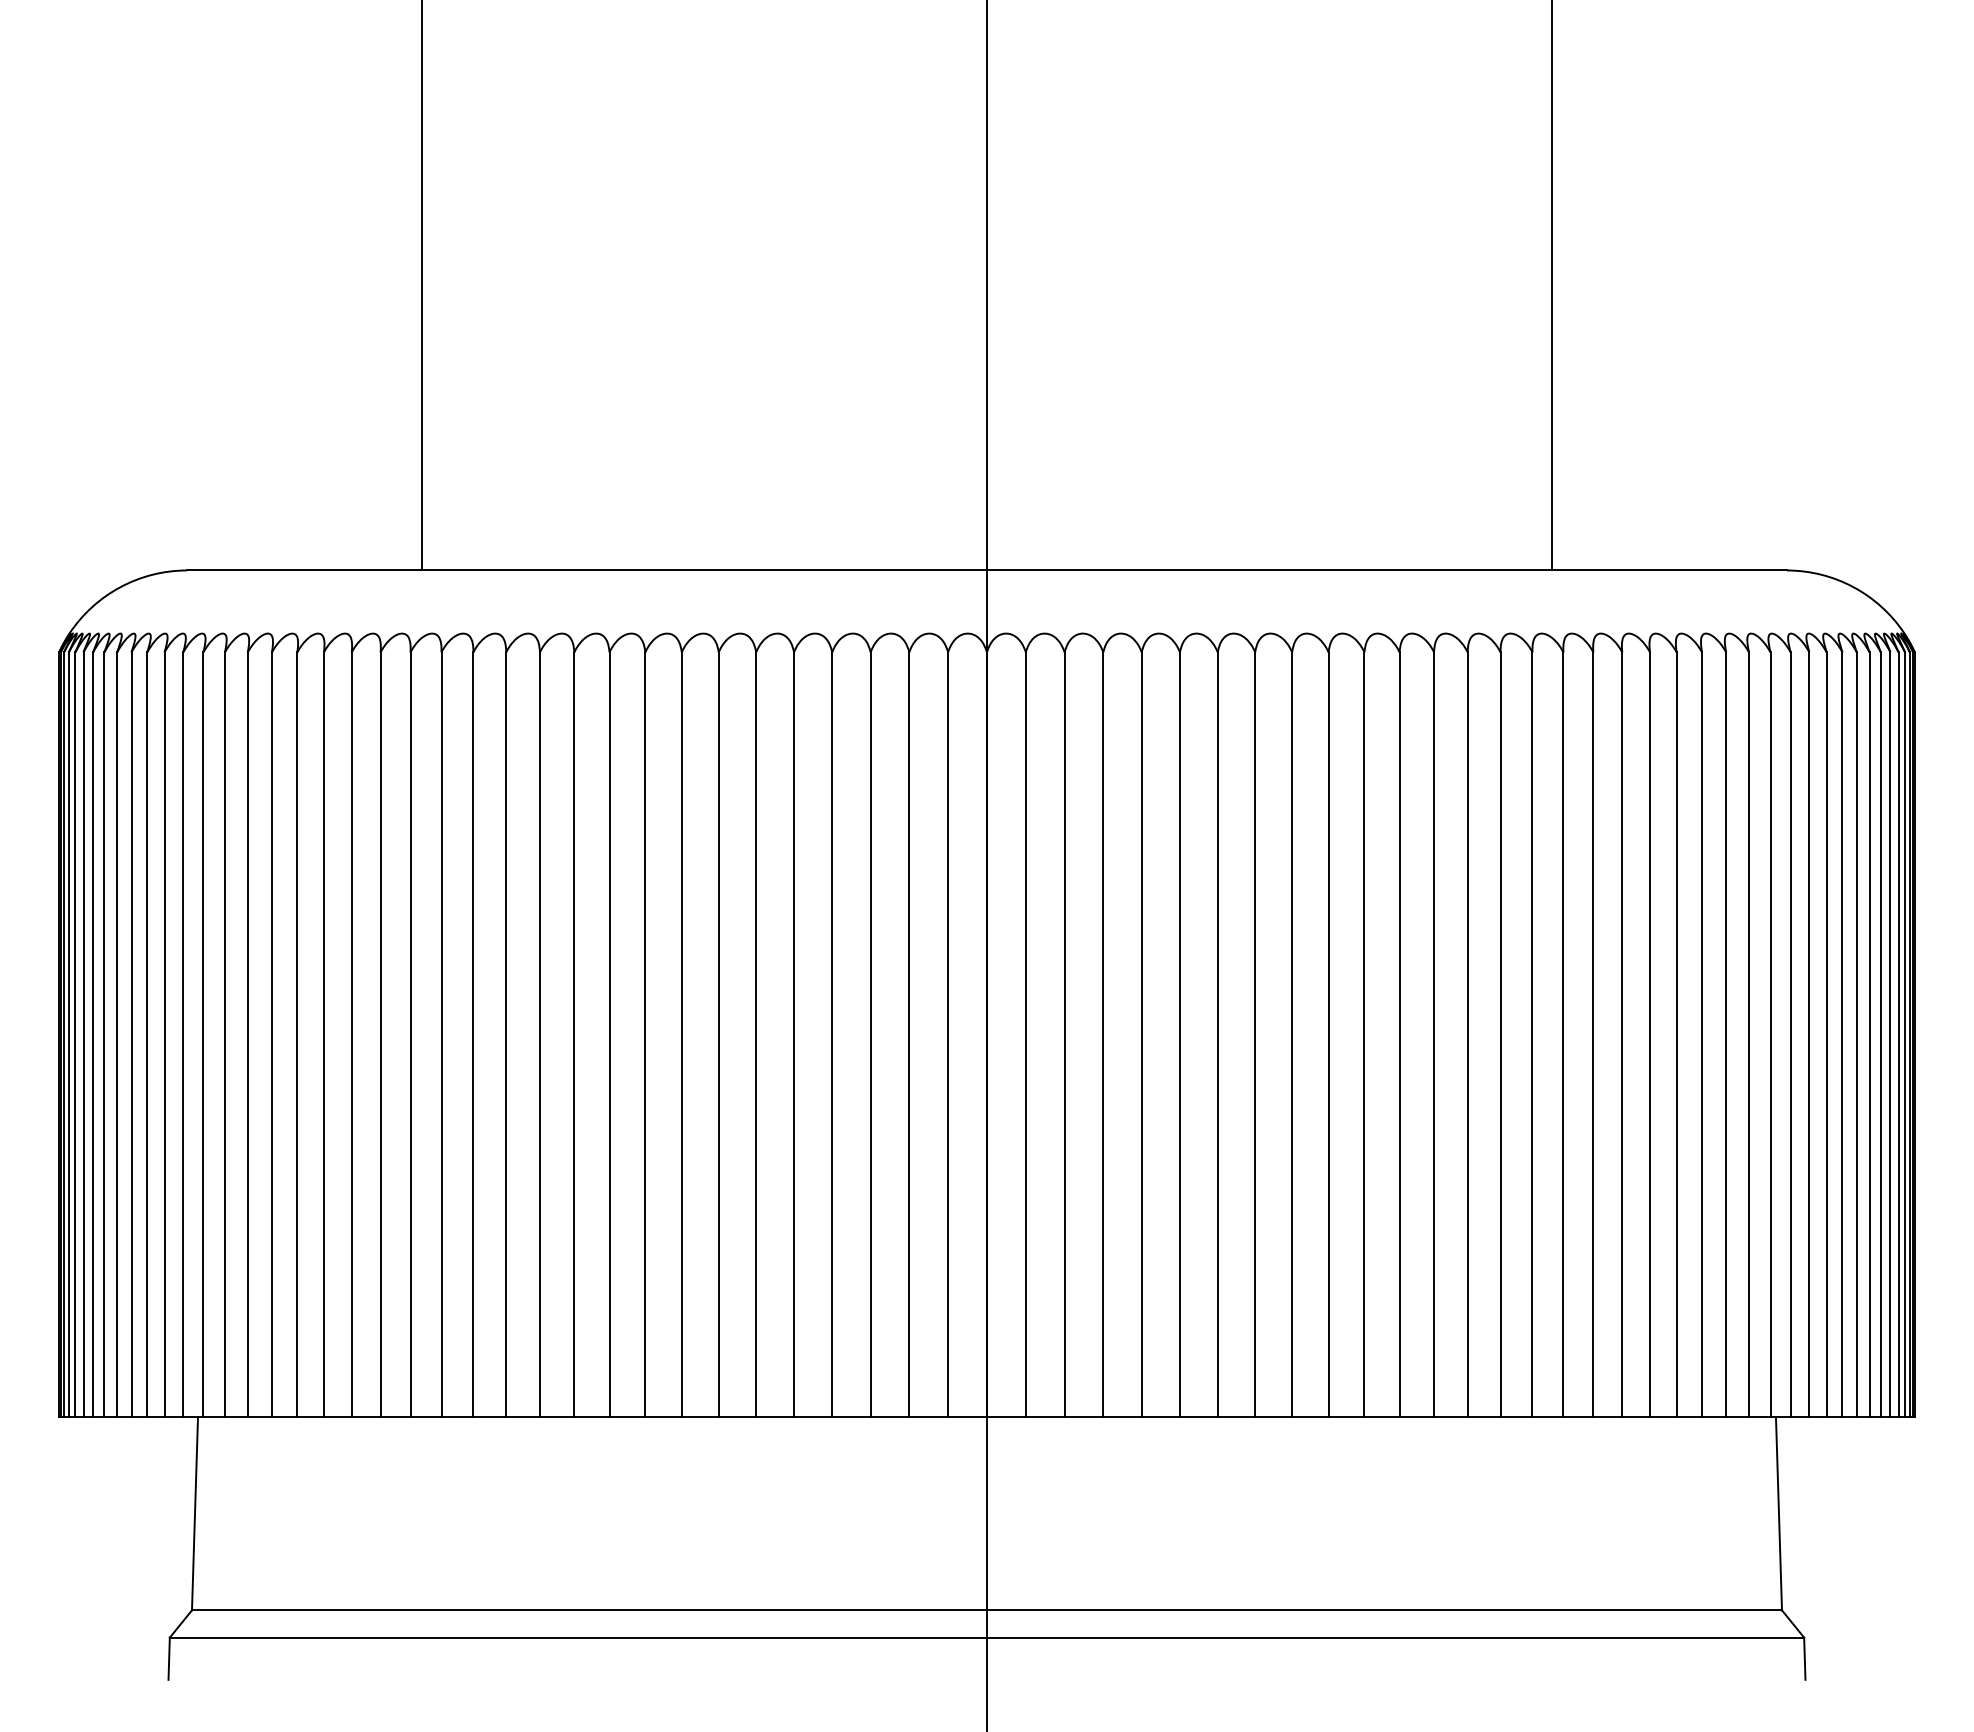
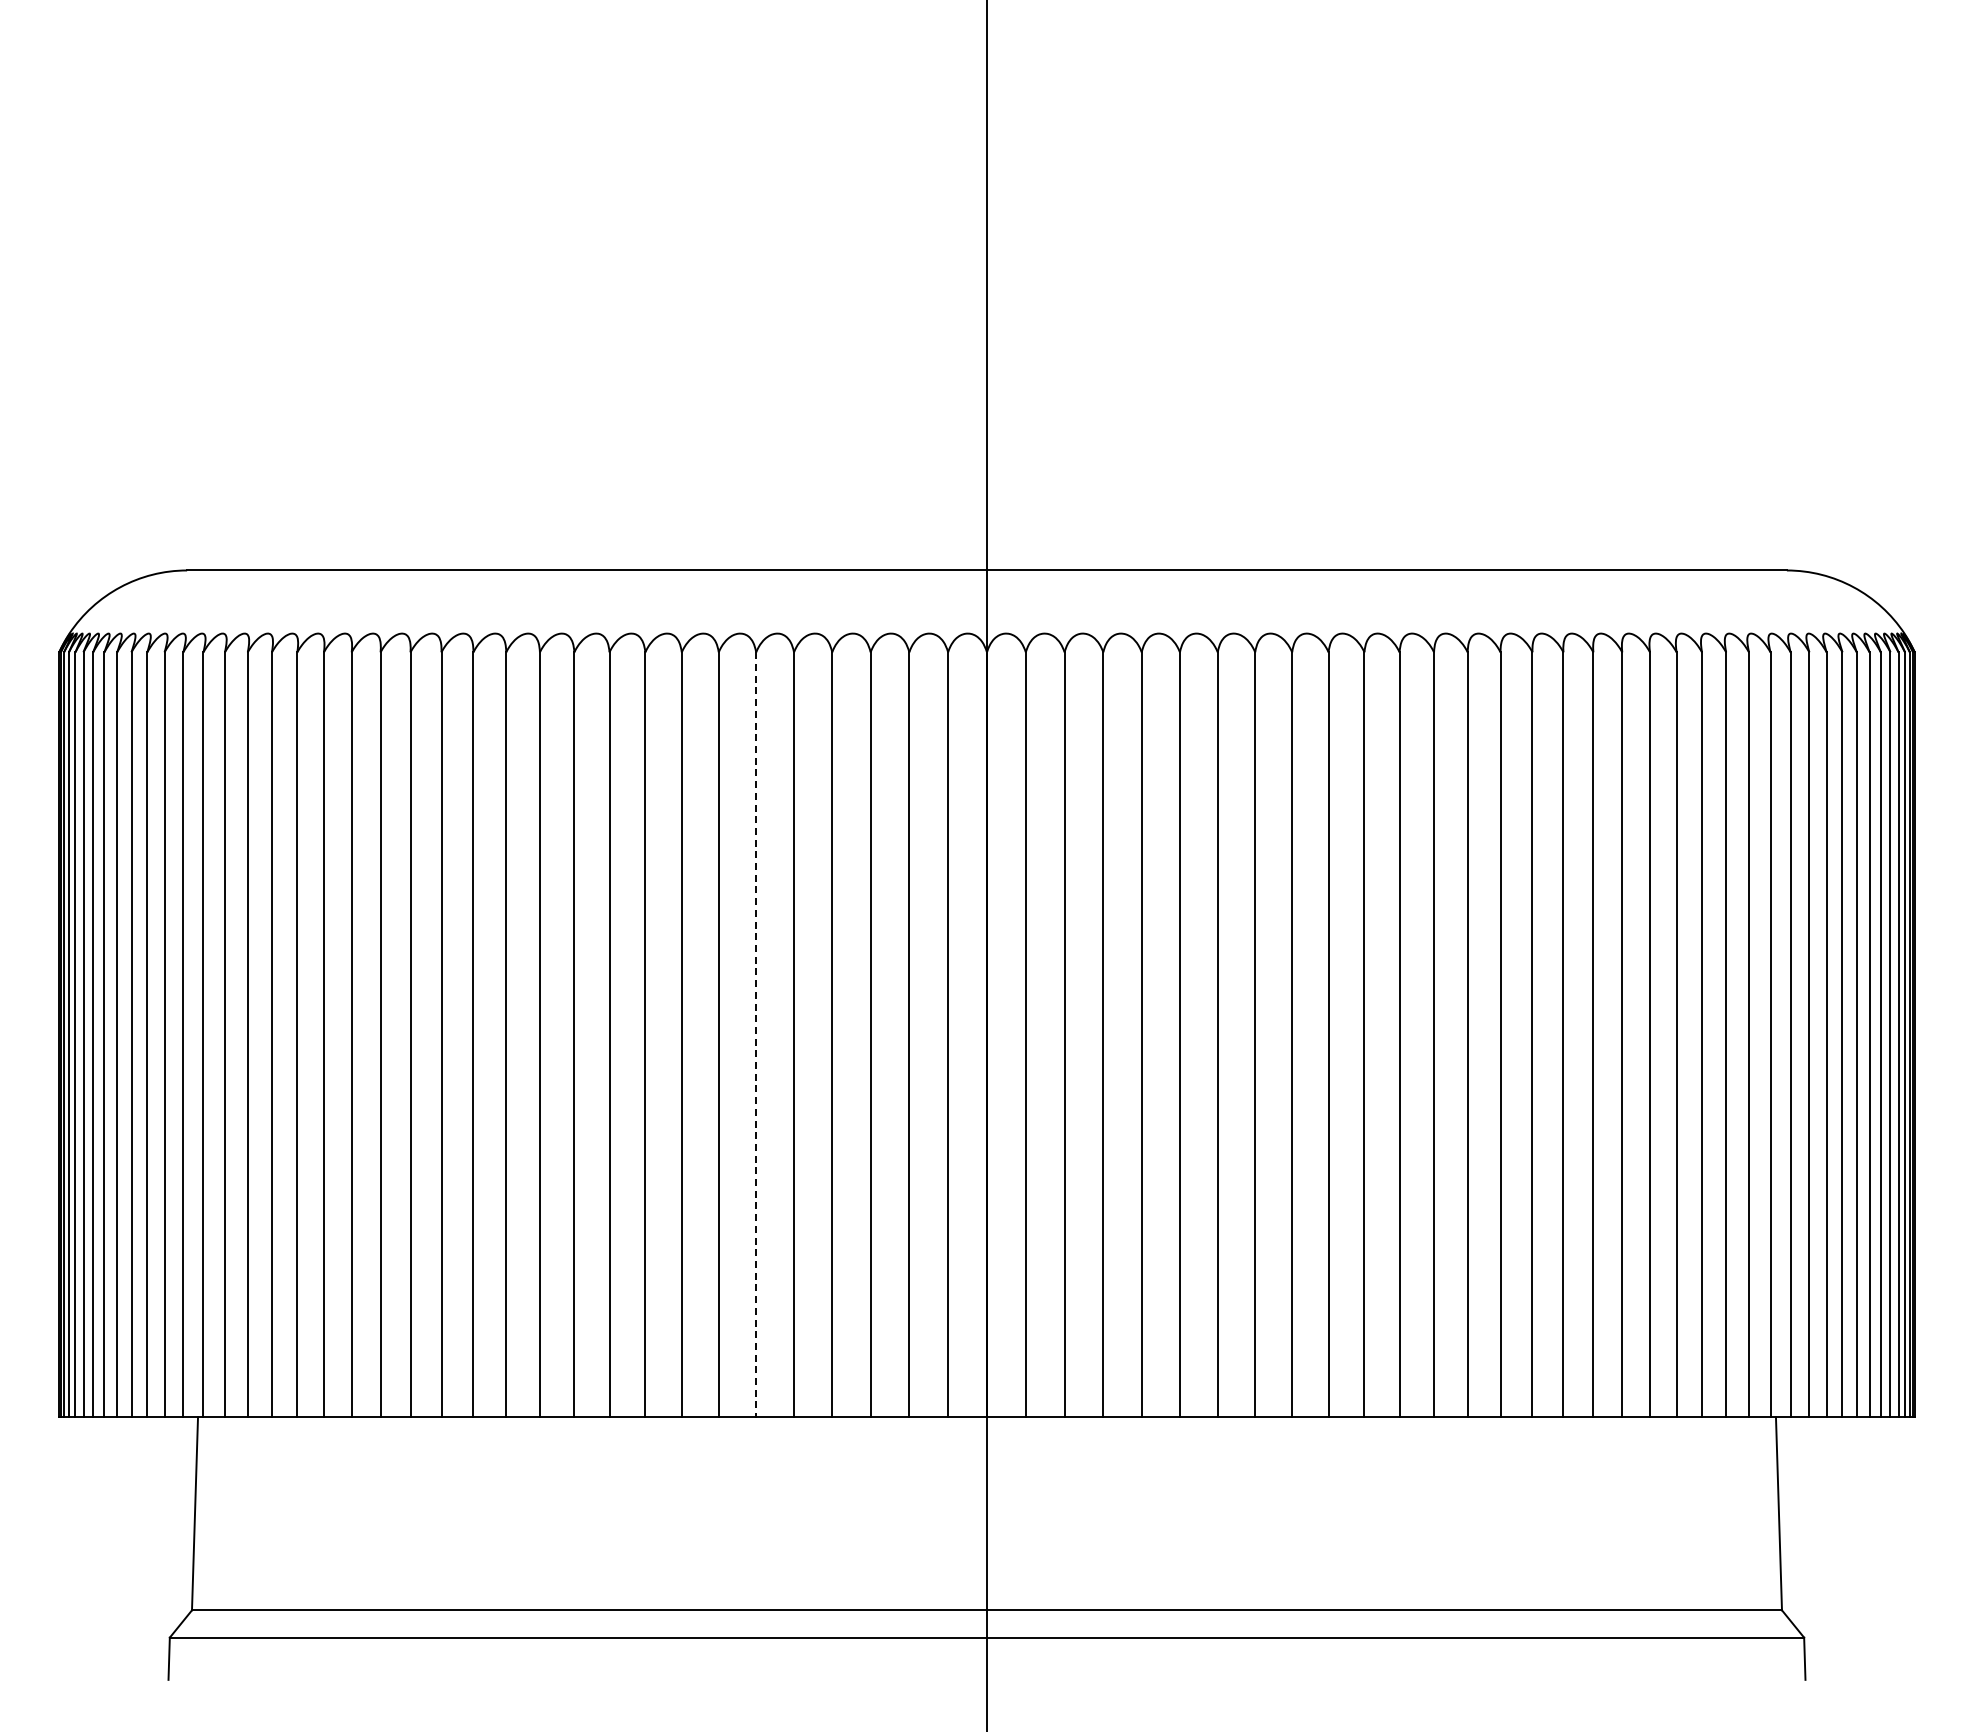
line: present -> none (422, 286)
line: present -> none (1551, 286)
line: solid -> dashed (756, 1034)
